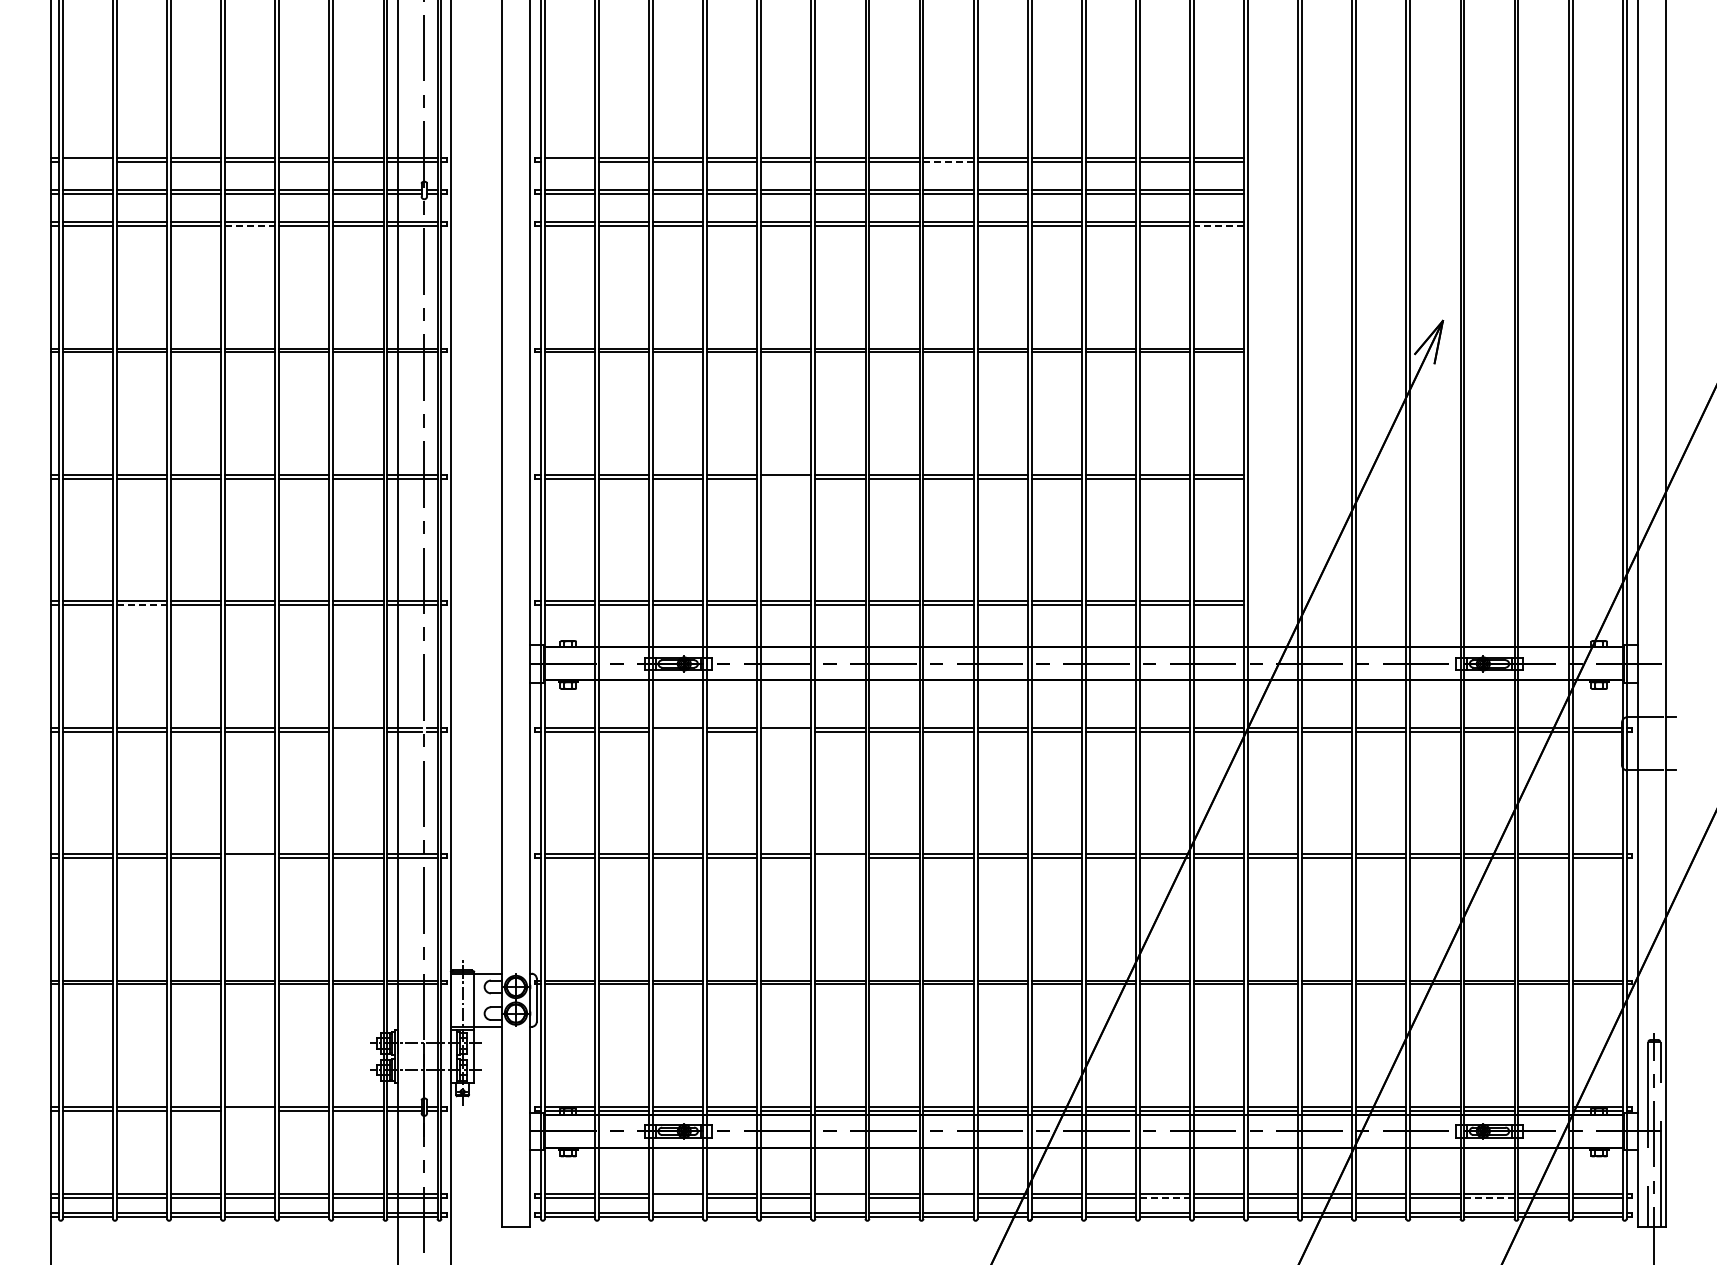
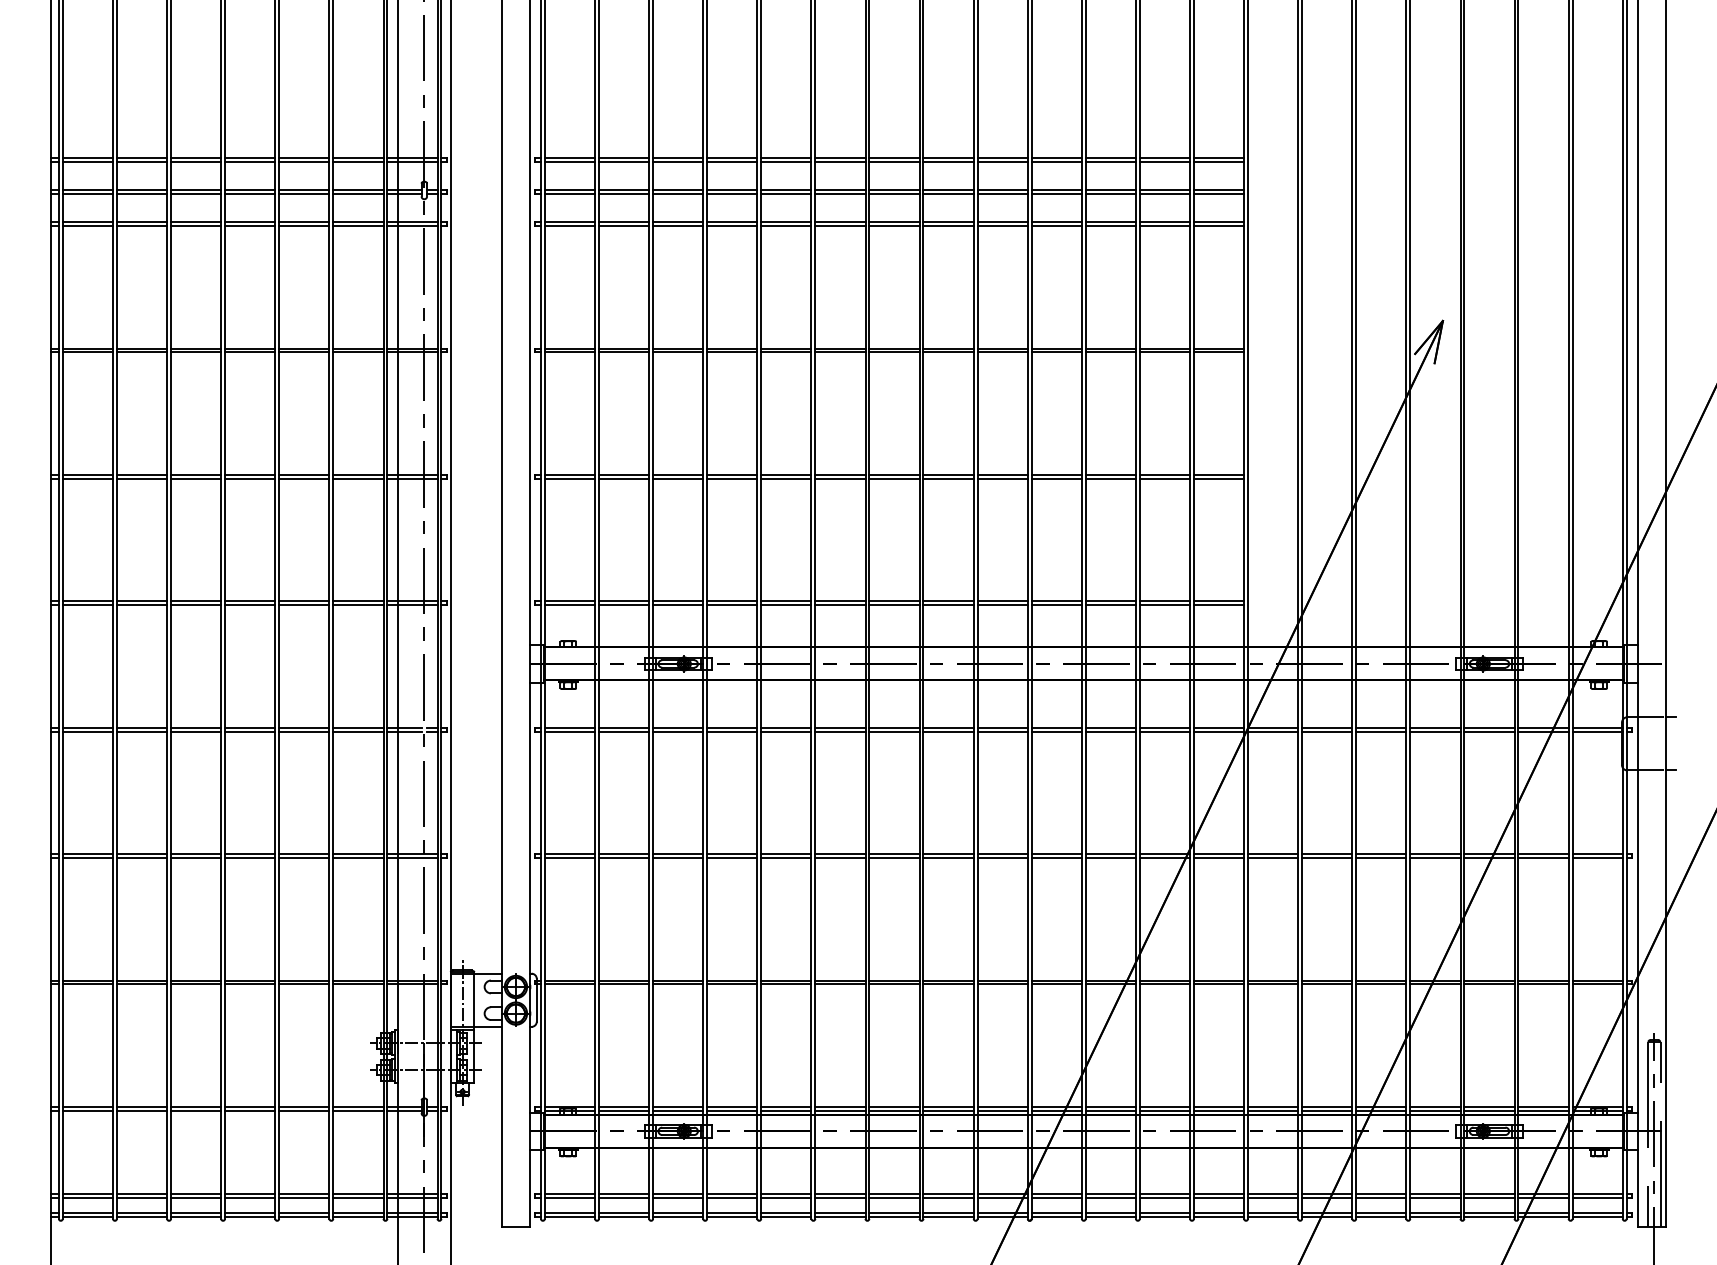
line: none -> present (87, 162)
line: none -> present (569, 162)
line: dashed -> solid (948, 162)
line: dashed -> solid (250, 226)
line: dashed -> solid (1218, 226)
line: none -> present (786, 478)
line: dashed -> solid (142, 605)
line: none -> present (358, 731)
line: none -> present (678, 731)
line: none -> present (786, 731)
line: none -> present (250, 858)
line: none -> present (840, 858)
line: none -> present (250, 1110)
line: none -> present (678, 1198)
line: none -> present (840, 1198)
line: none -> present (948, 1198)
line: dashed -> solid (1165, 1198)
line: dashed -> solid (1489, 1198)
